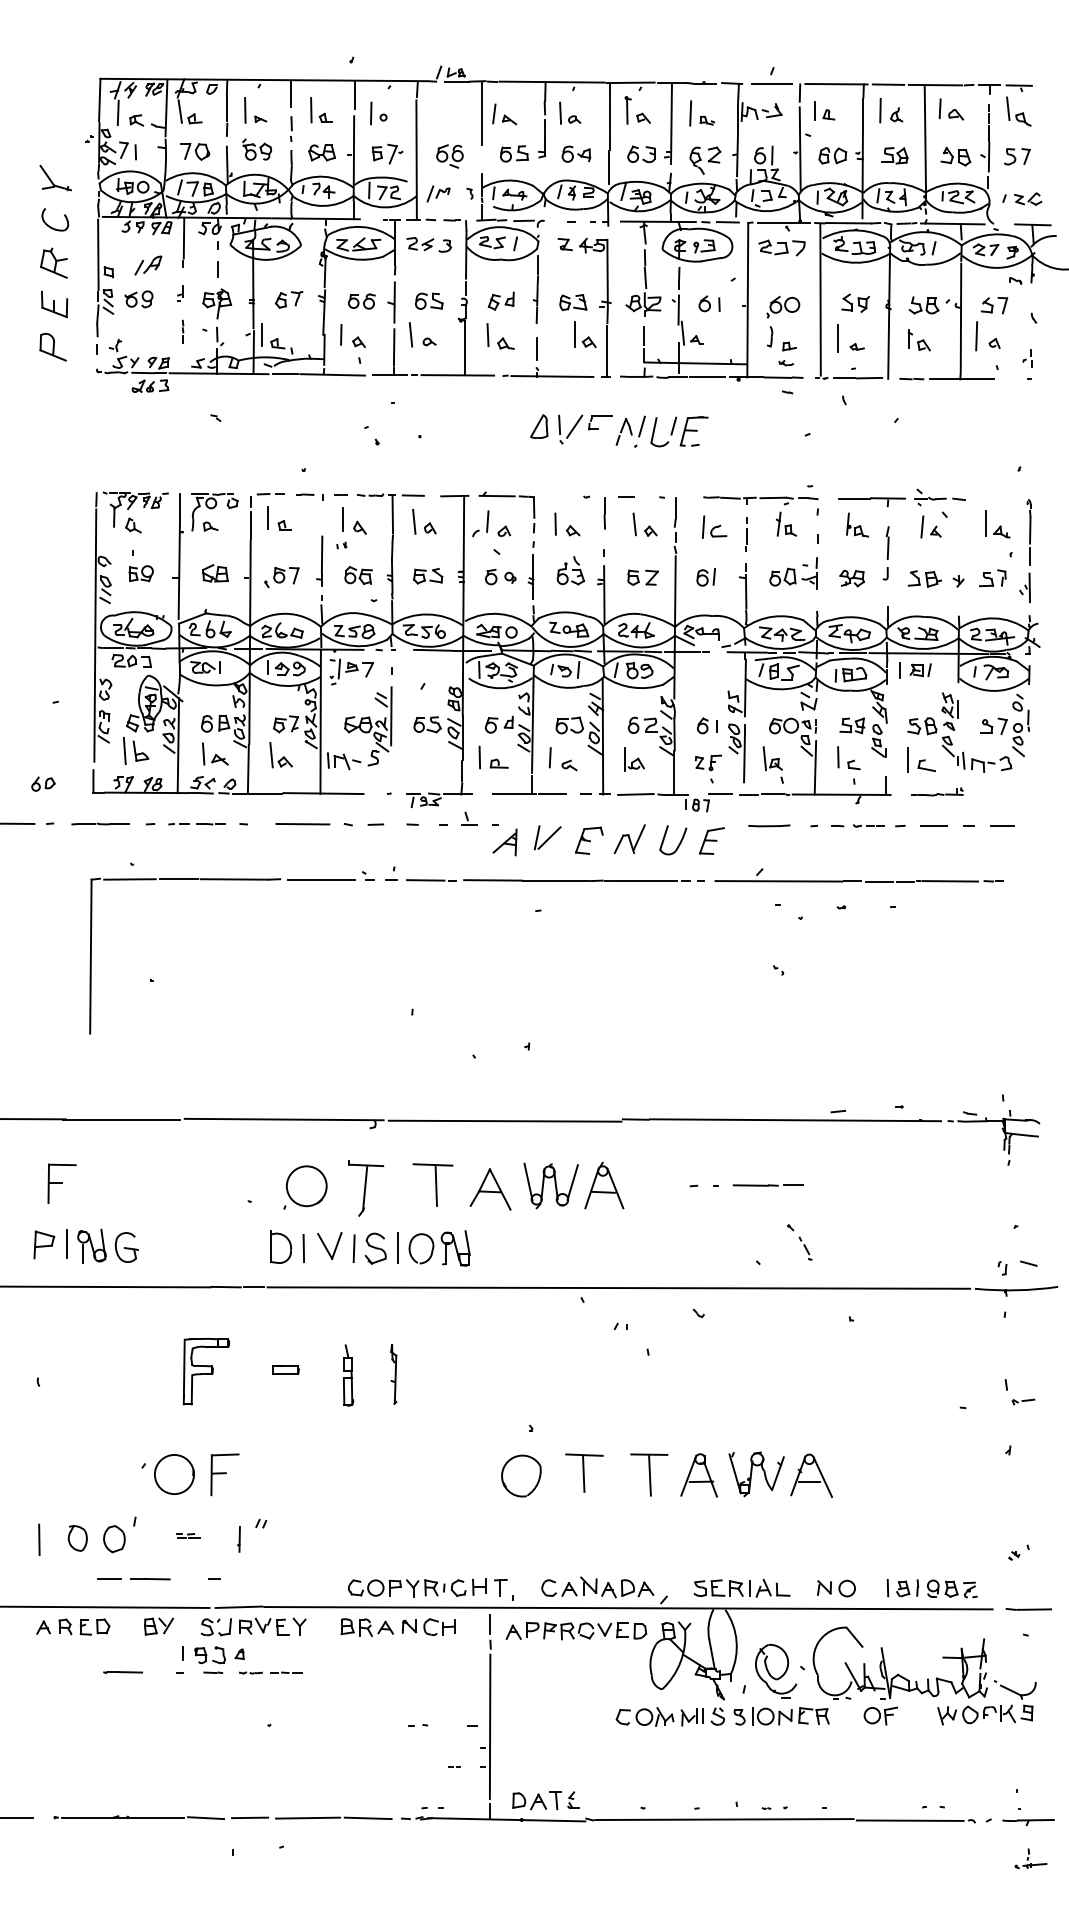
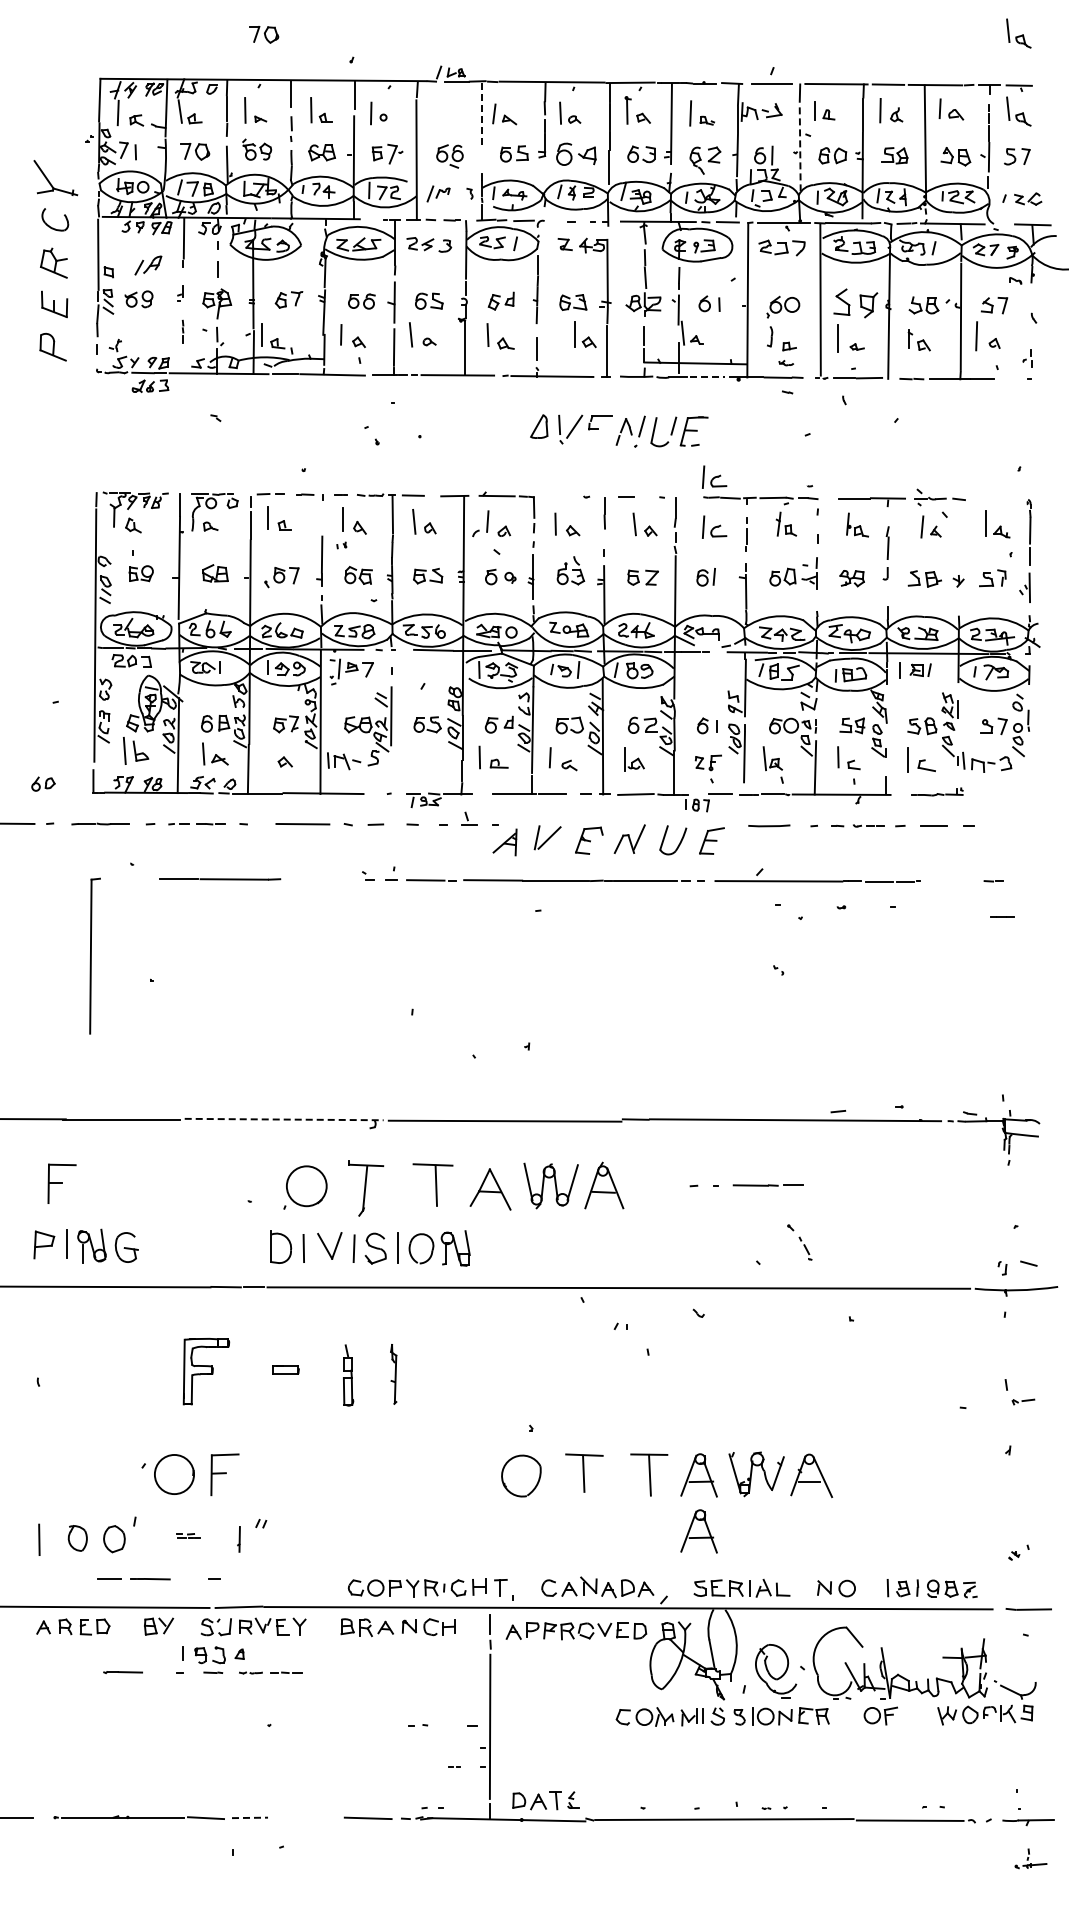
part: none -> present (1018, 33)
part: none -> present (264, 34)
line: solid -> dashed (482, 114)
line: solid -> dashed (800, 149)
part size: 31x18 px -> 41x24 px (576, 153)
part size: 33x28 px -> 46x37 px (55, 178)
part size: 29x20 px -> 46x31 px (855, 303)
line: solid -> dashed (707, 377)
part: none -> present (714, 476)
line: present -> none (271, 755)
line position: (1002, 825) -> (1002, 916) (1002, 916)
line: present -> none (129, 879)
line: present -> none (320, 880)
line: present -> none (950, 881)
line: solid -> dashed (284, 1119)
part: none -> present (698, 1531)
line: solid -> dashed (250, 1817)
line: present -> none (308, 1817)
